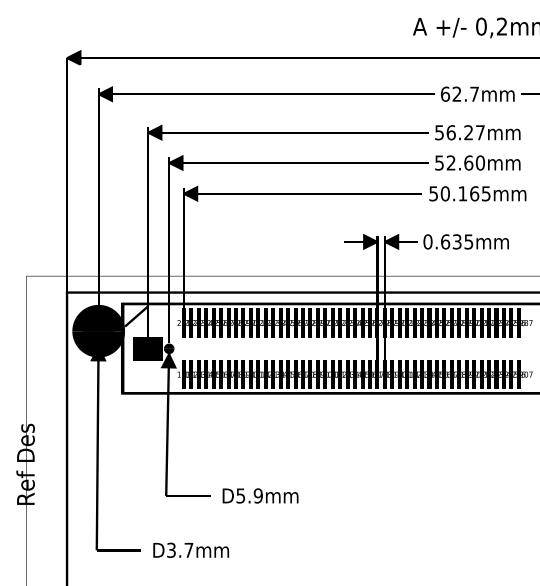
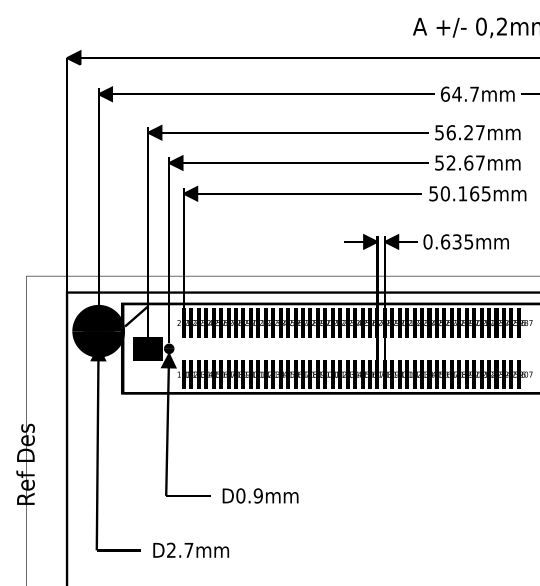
text: 62.7mm -> 64.7mm (456, 93)
text: 52.60mm -> 52.67mm (479, 162)
text: D5.9mm -> D0.9mm (240, 495)
text: D3.7mm -> D2.7mm (171, 550)
